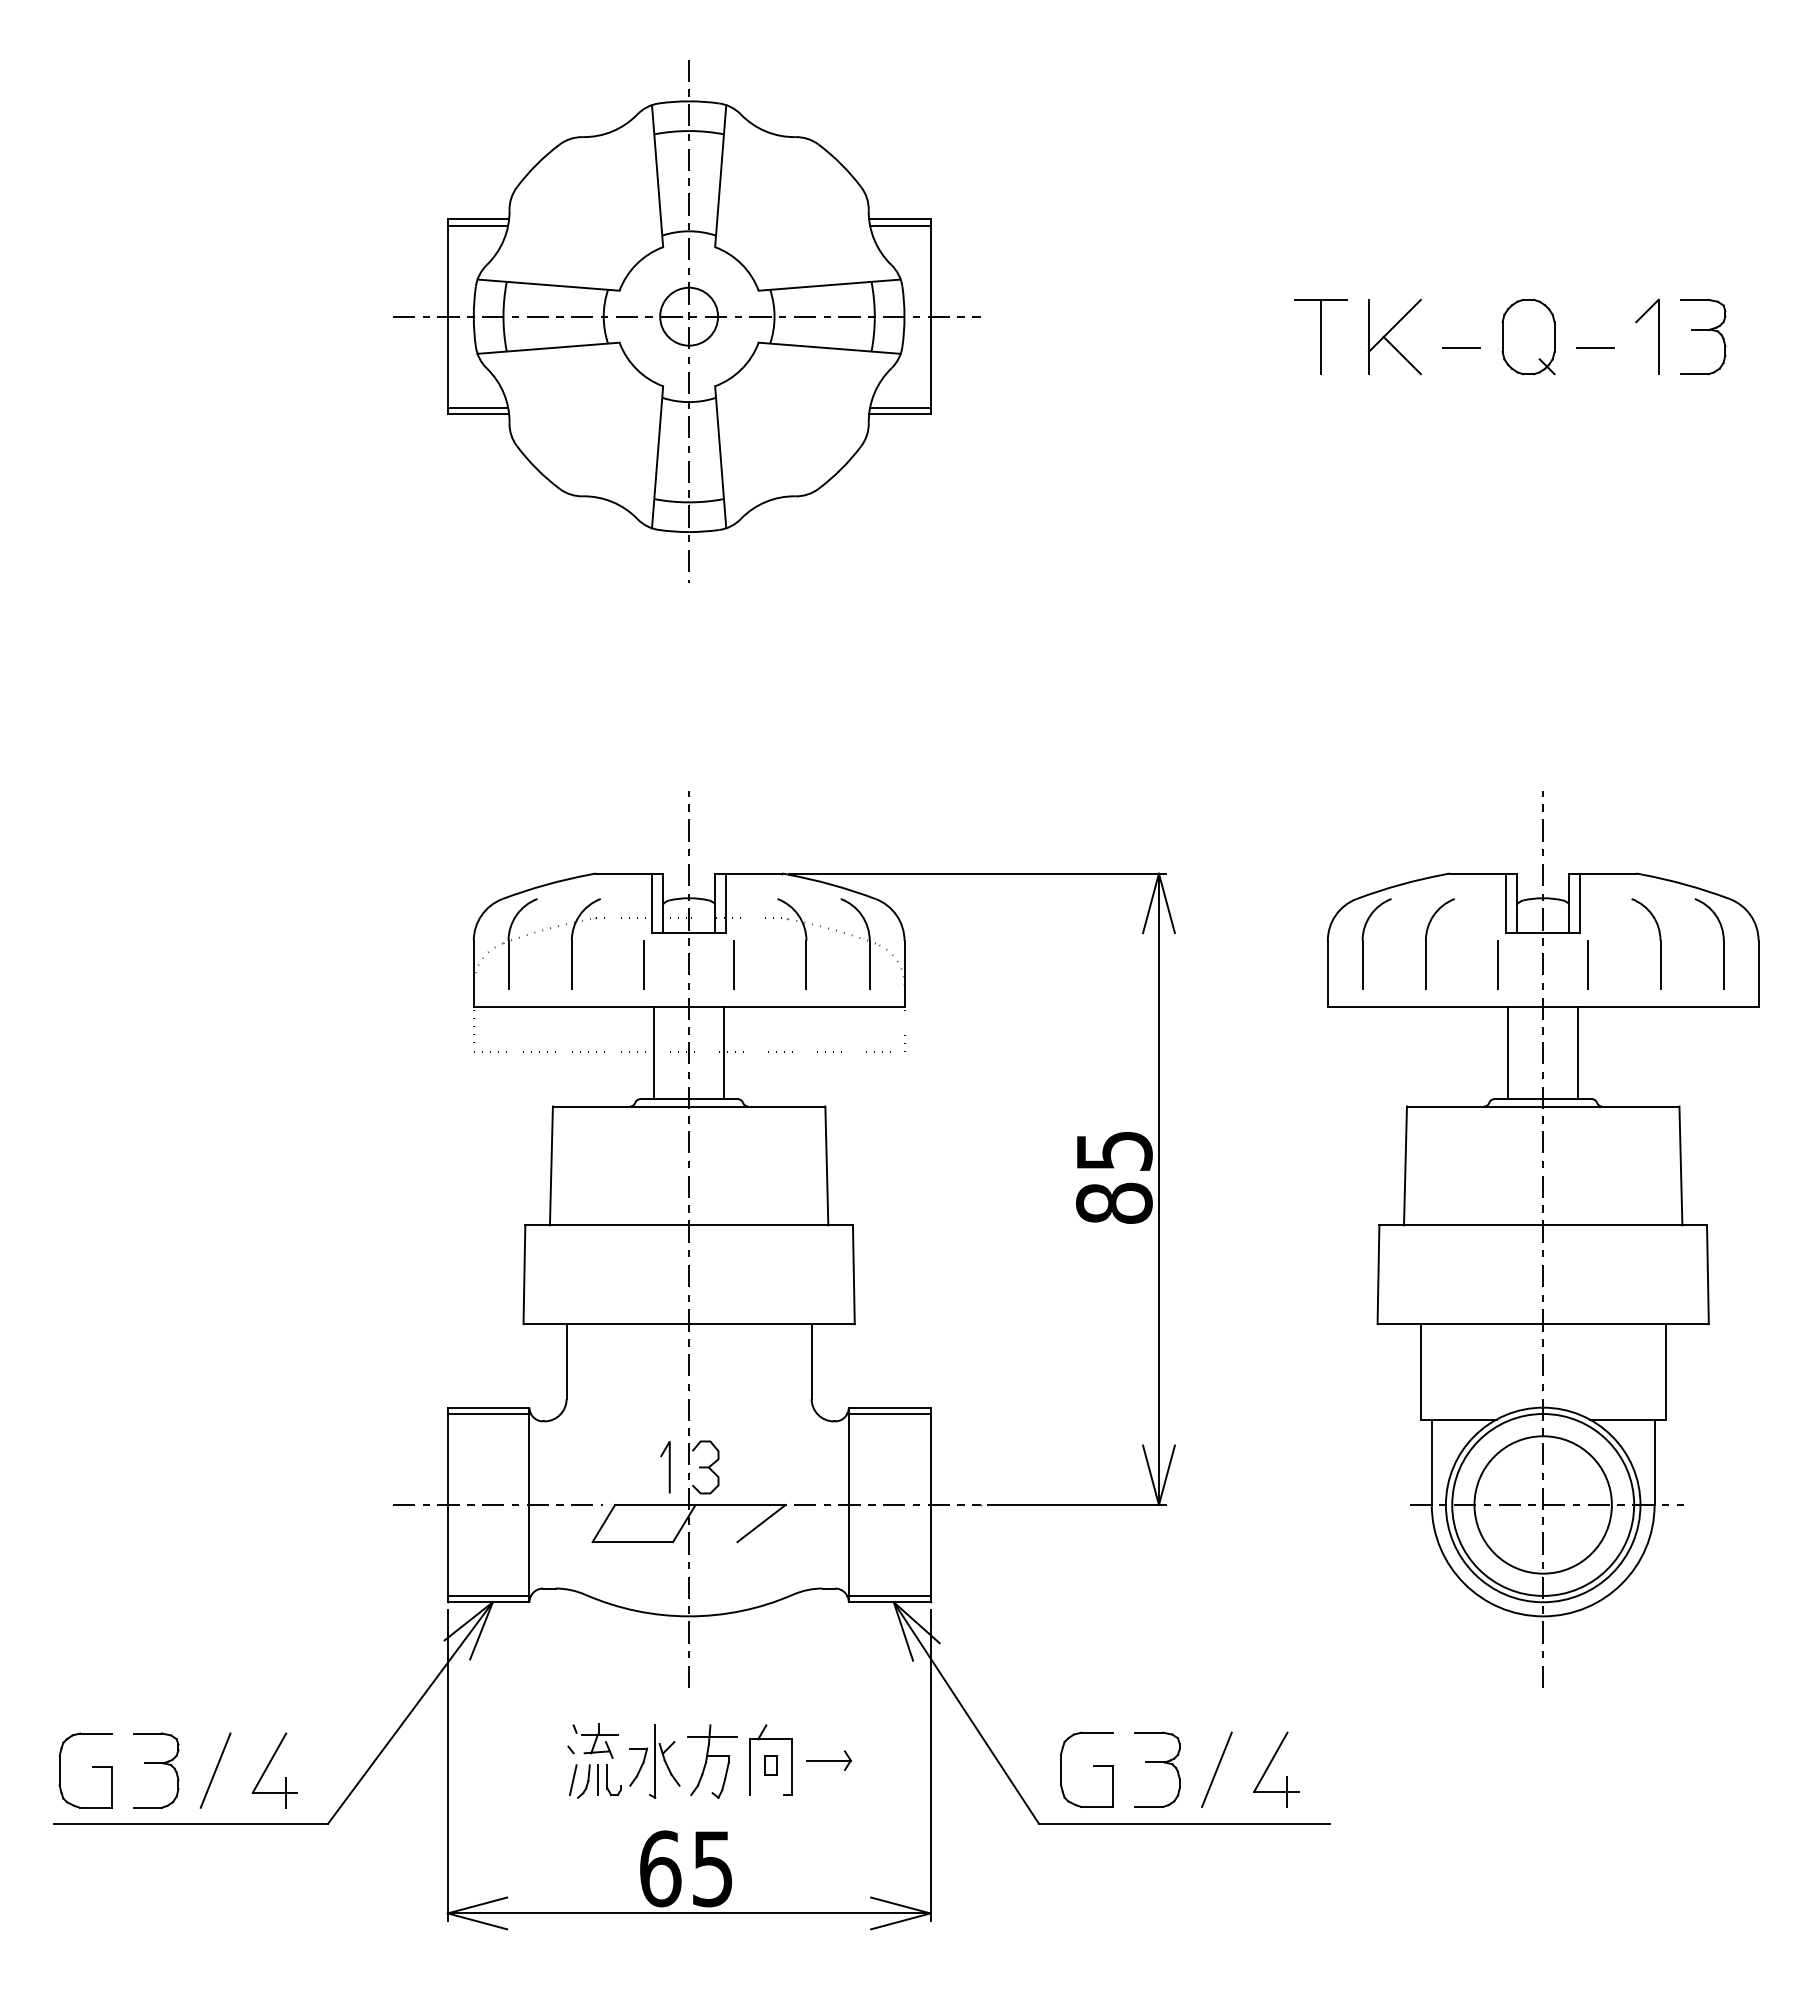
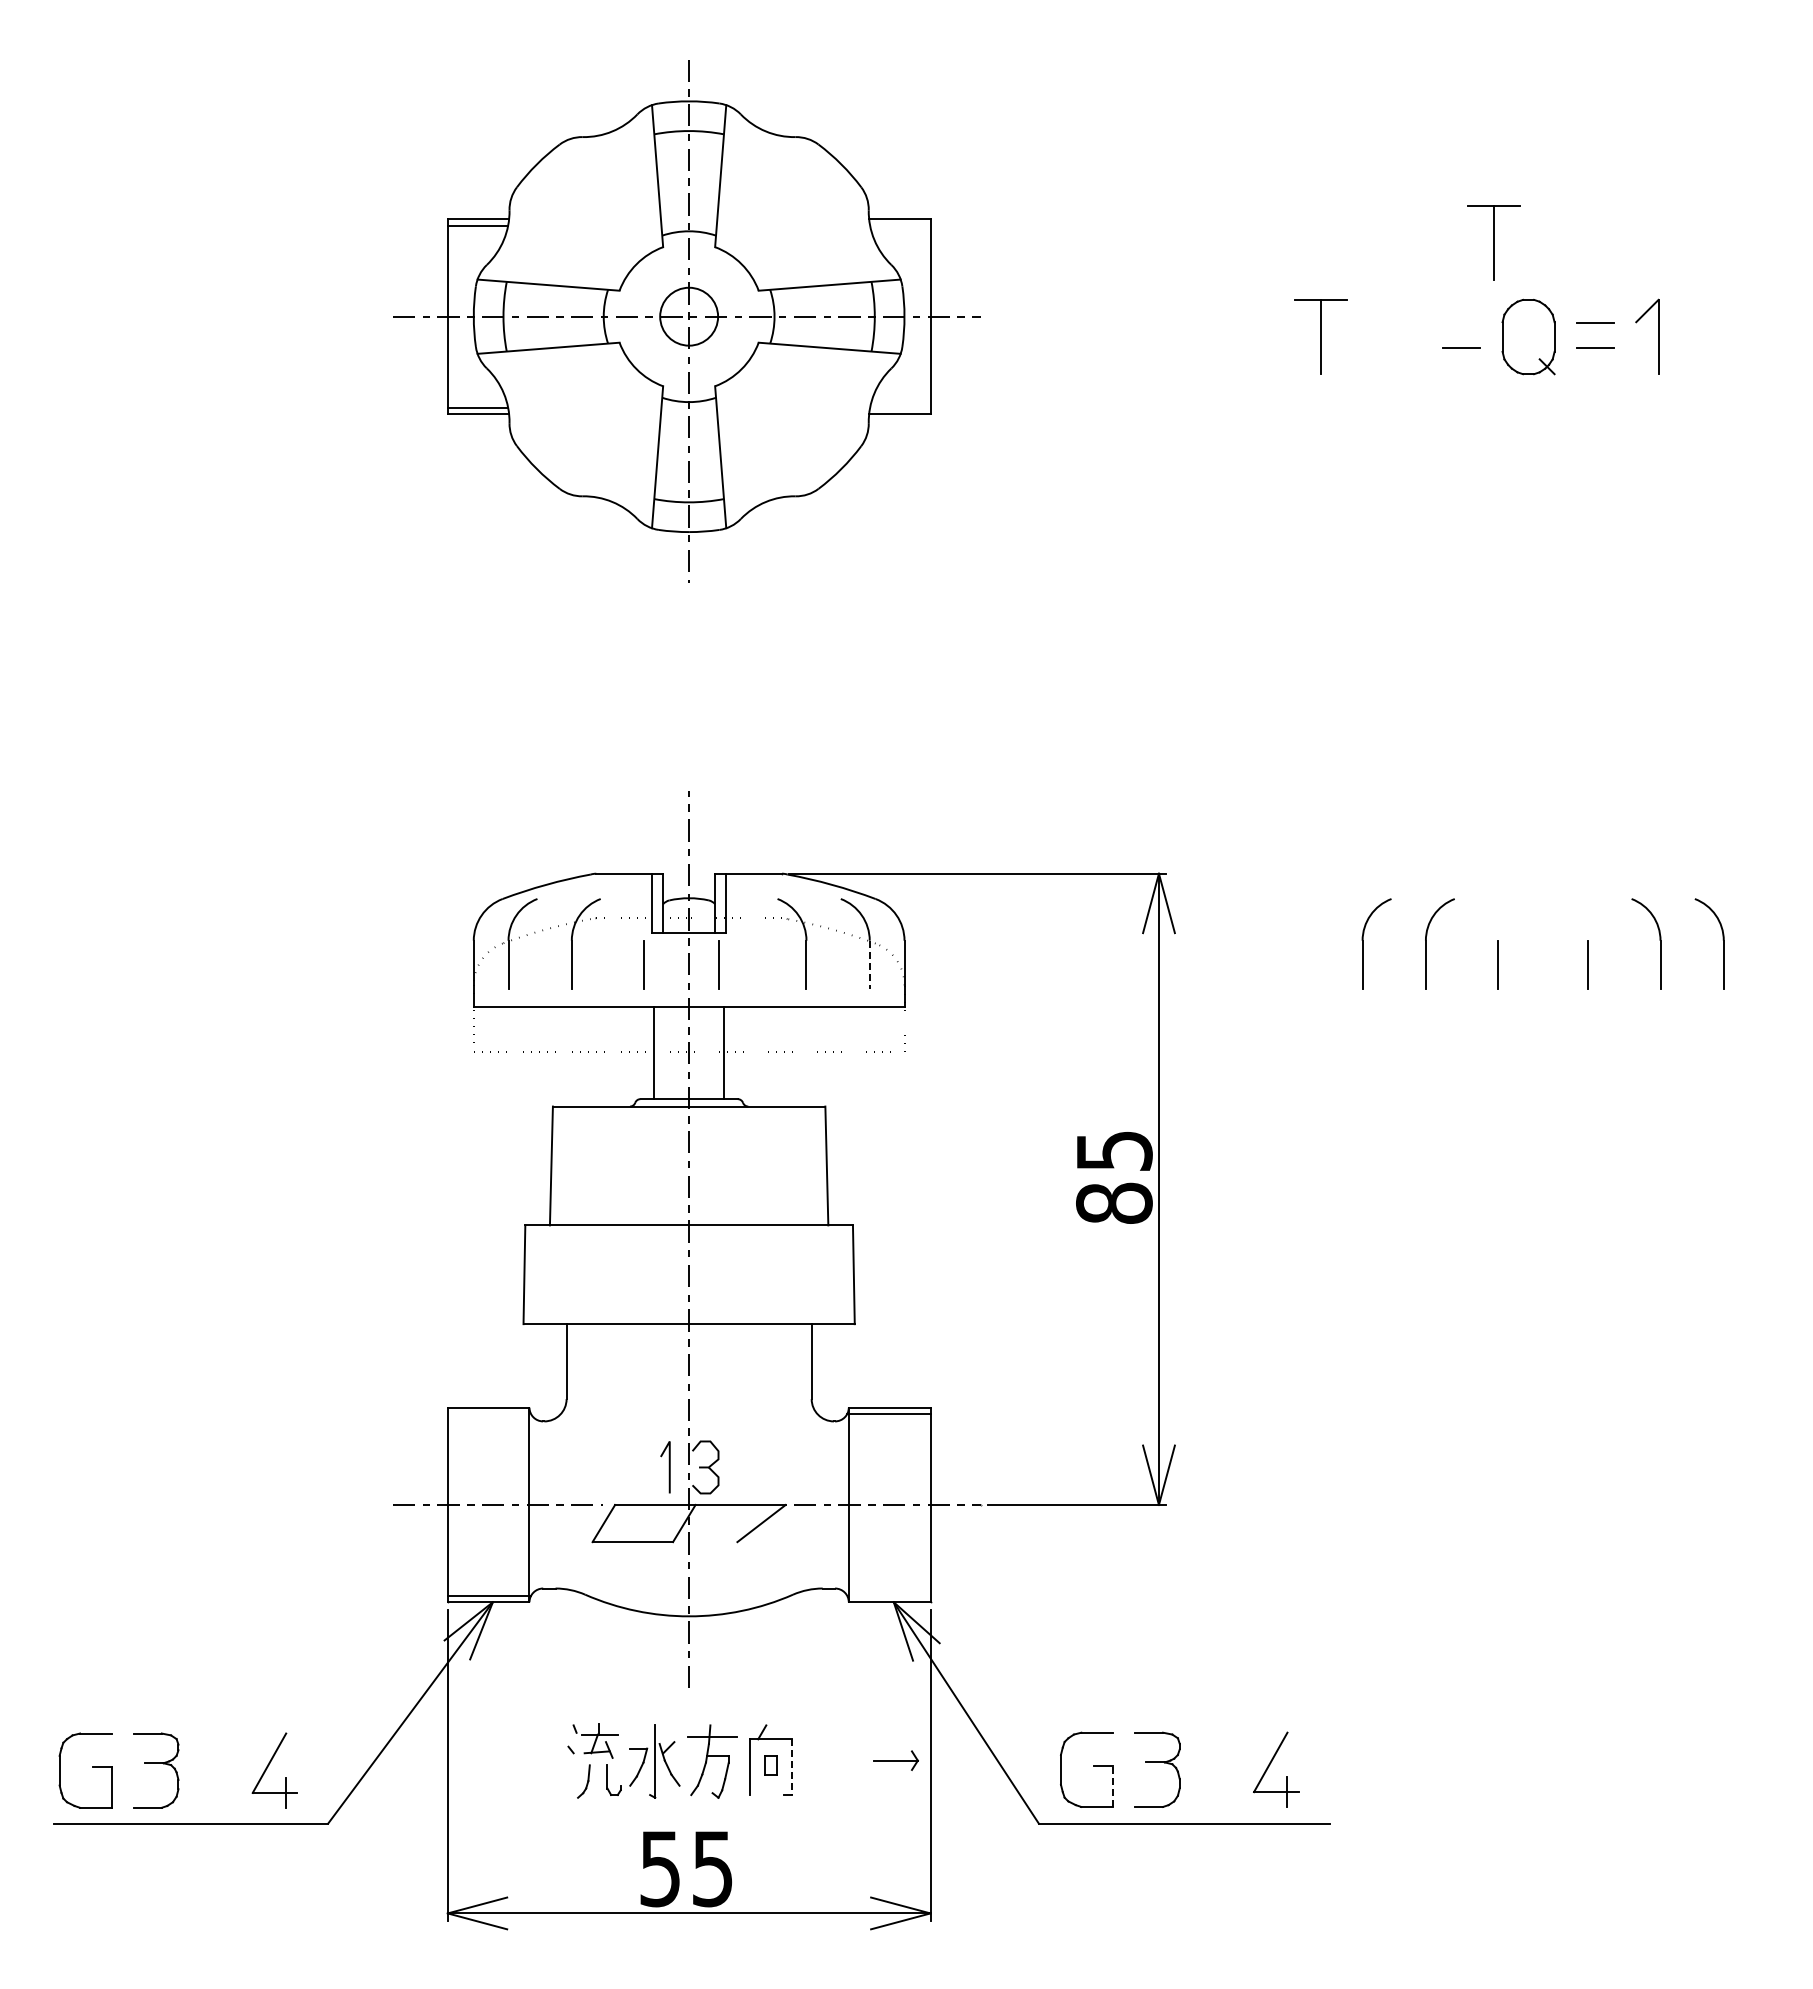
line: present -> none (900, 225)
part: none -> present (1493, 242)
line: none -> present (1595, 322)
part: present -> none (1703, 330)
part: present -> none (1390, 331)
line: present -> none (900, 407)
line position: (733, 964) -> (718, 964) (718, 964)
line: solid -> dashed (869, 965)
part: present -> none (1543, 1239)
line: present -> none (489, 1414)
line: present -> none (888, 1595)
part position: (828, 1760) -> (895, 1760) (895, 1760)
line: solid -> dashed (792, 1767)
line: present -> none (1216, 1769)
line: present -> none (215, 1770)
line: present -> none (572, 1780)
line: present -> none (597, 1780)
line: solid -> dashed (1112, 1786)
text: 65 -> 55 (660, 1868)
